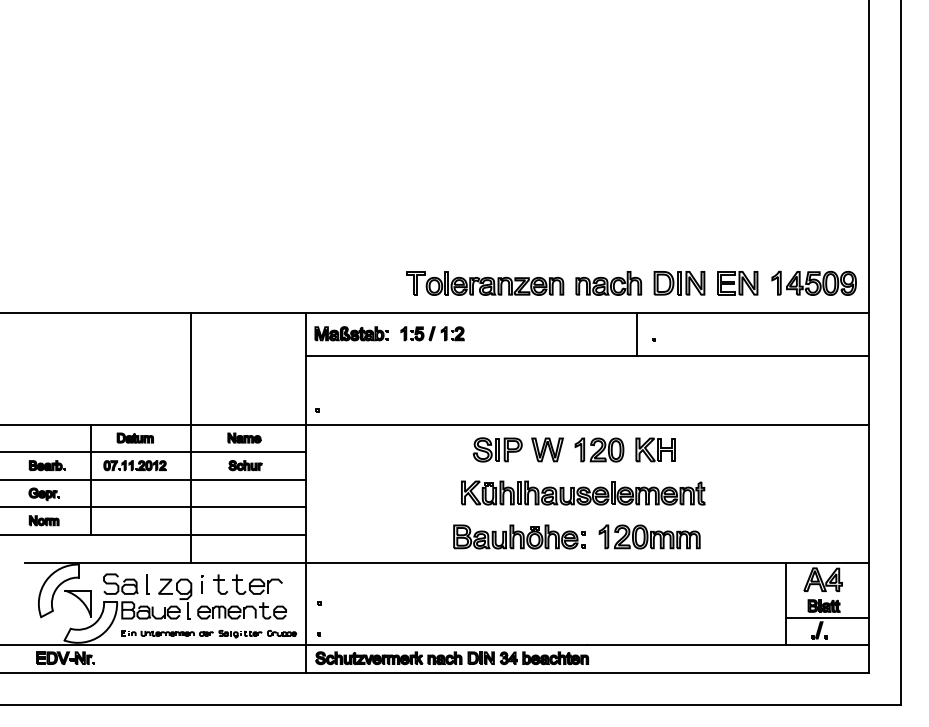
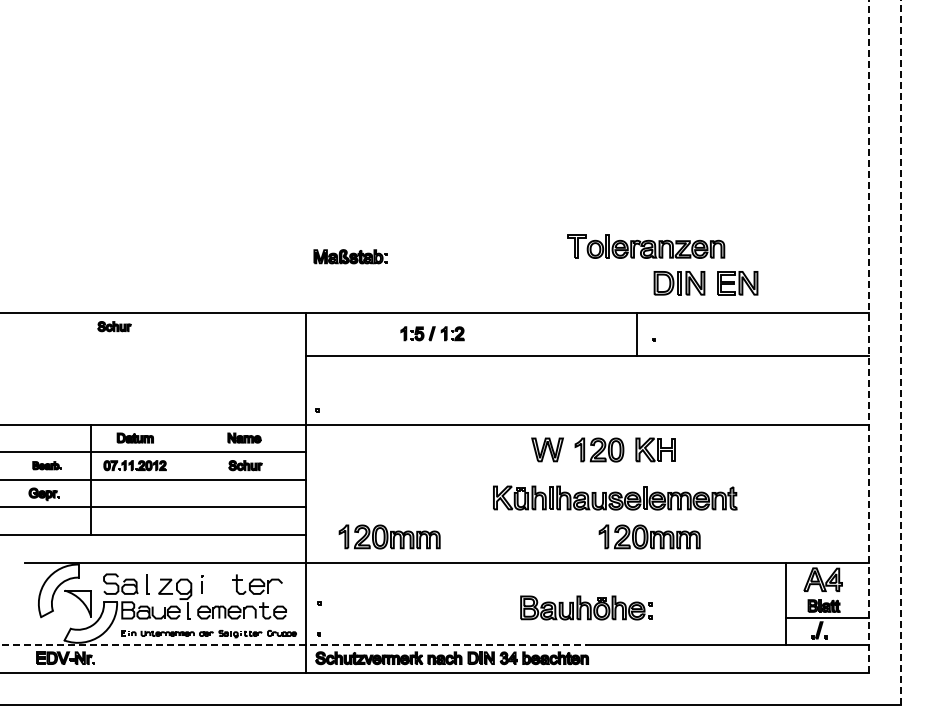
part: present -> none (813, 282)
part position: (485, 283) -> (646, 246) (646, 246)
part: present -> none (608, 283)
part: none -> present (114, 326)
part position: (351, 333) -> (350, 256) (350, 256)
line: solid -> dashed (868, 335)
line: solid -> dashed (901, 352)
line: present -> none (190, 437)
part: present -> none (497, 449)
part size: 38x12 px -> 30x10 px (46, 465)
part position: (583, 492) -> (615, 497) (615, 497)
part: present -> none (43, 520)
part: none -> present (389, 536)
part position: (519, 536) -> (586, 607) (586, 607)
part: present -> none (220, 584)
line: solid -> dashed (294, 645)
